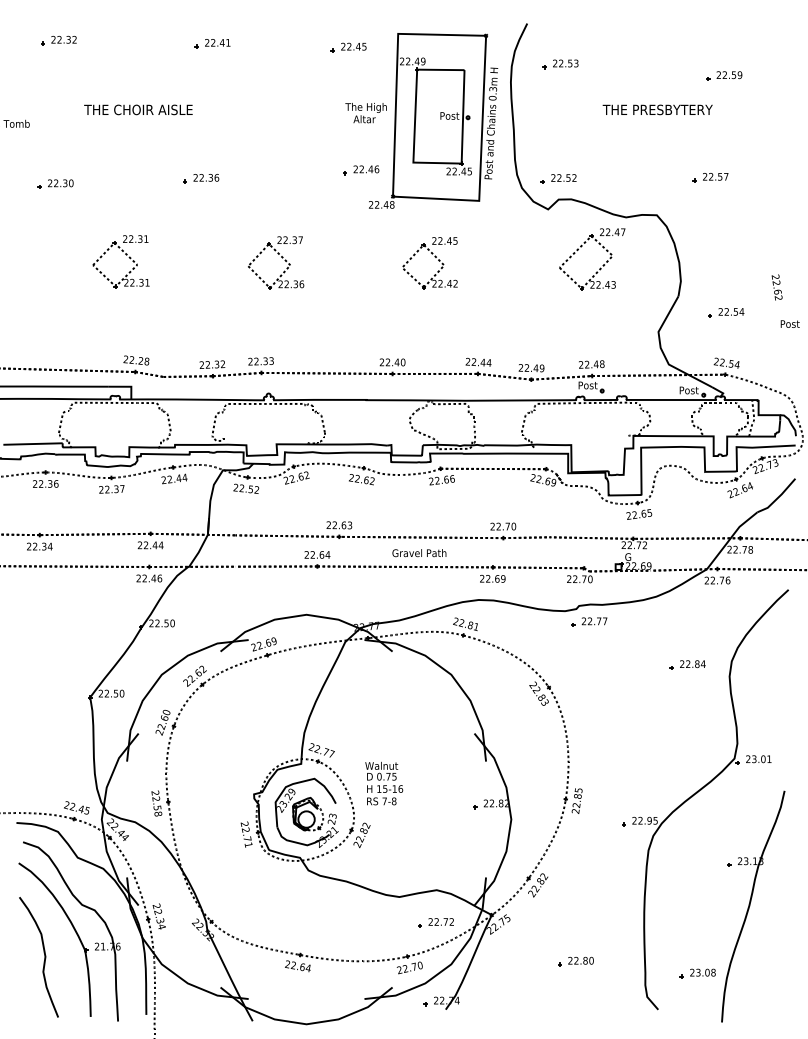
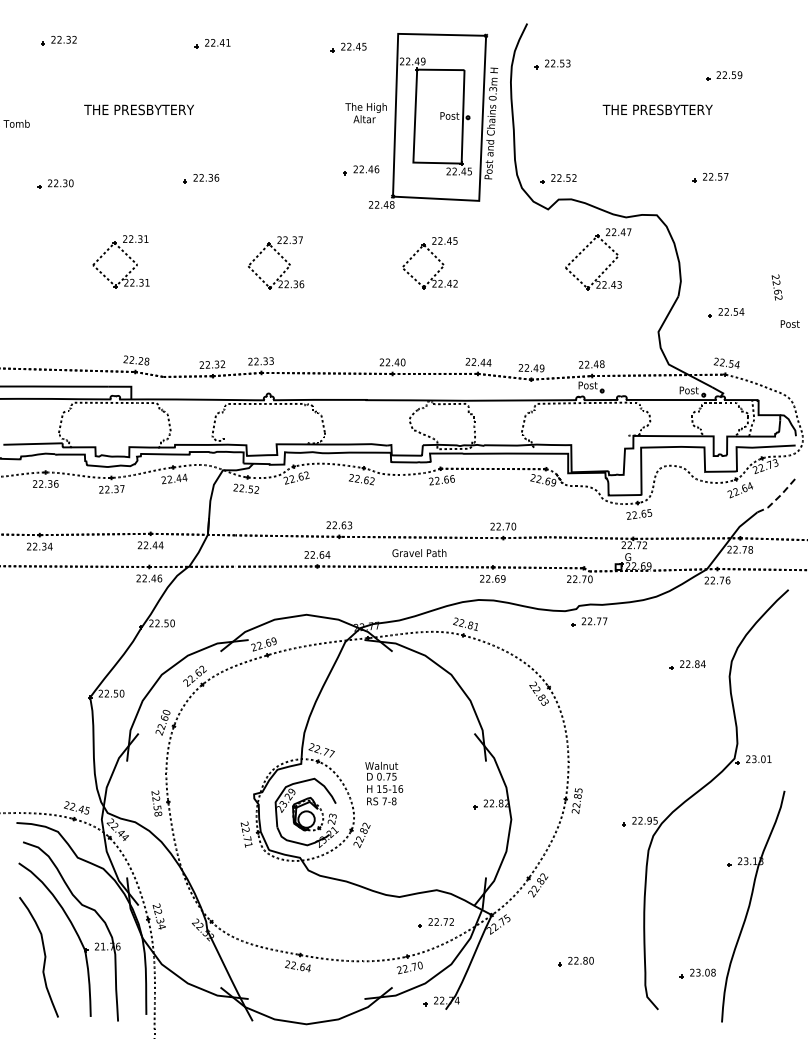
part position: (560, 64) -> (552, 64) (552, 64)
text: THE CHOIR AISLE -> THE PRESBYTERY (153, 109)
part position: (600, 267) -> (606, 267) (606, 267)
line: solid -> dashed (778, 497)
